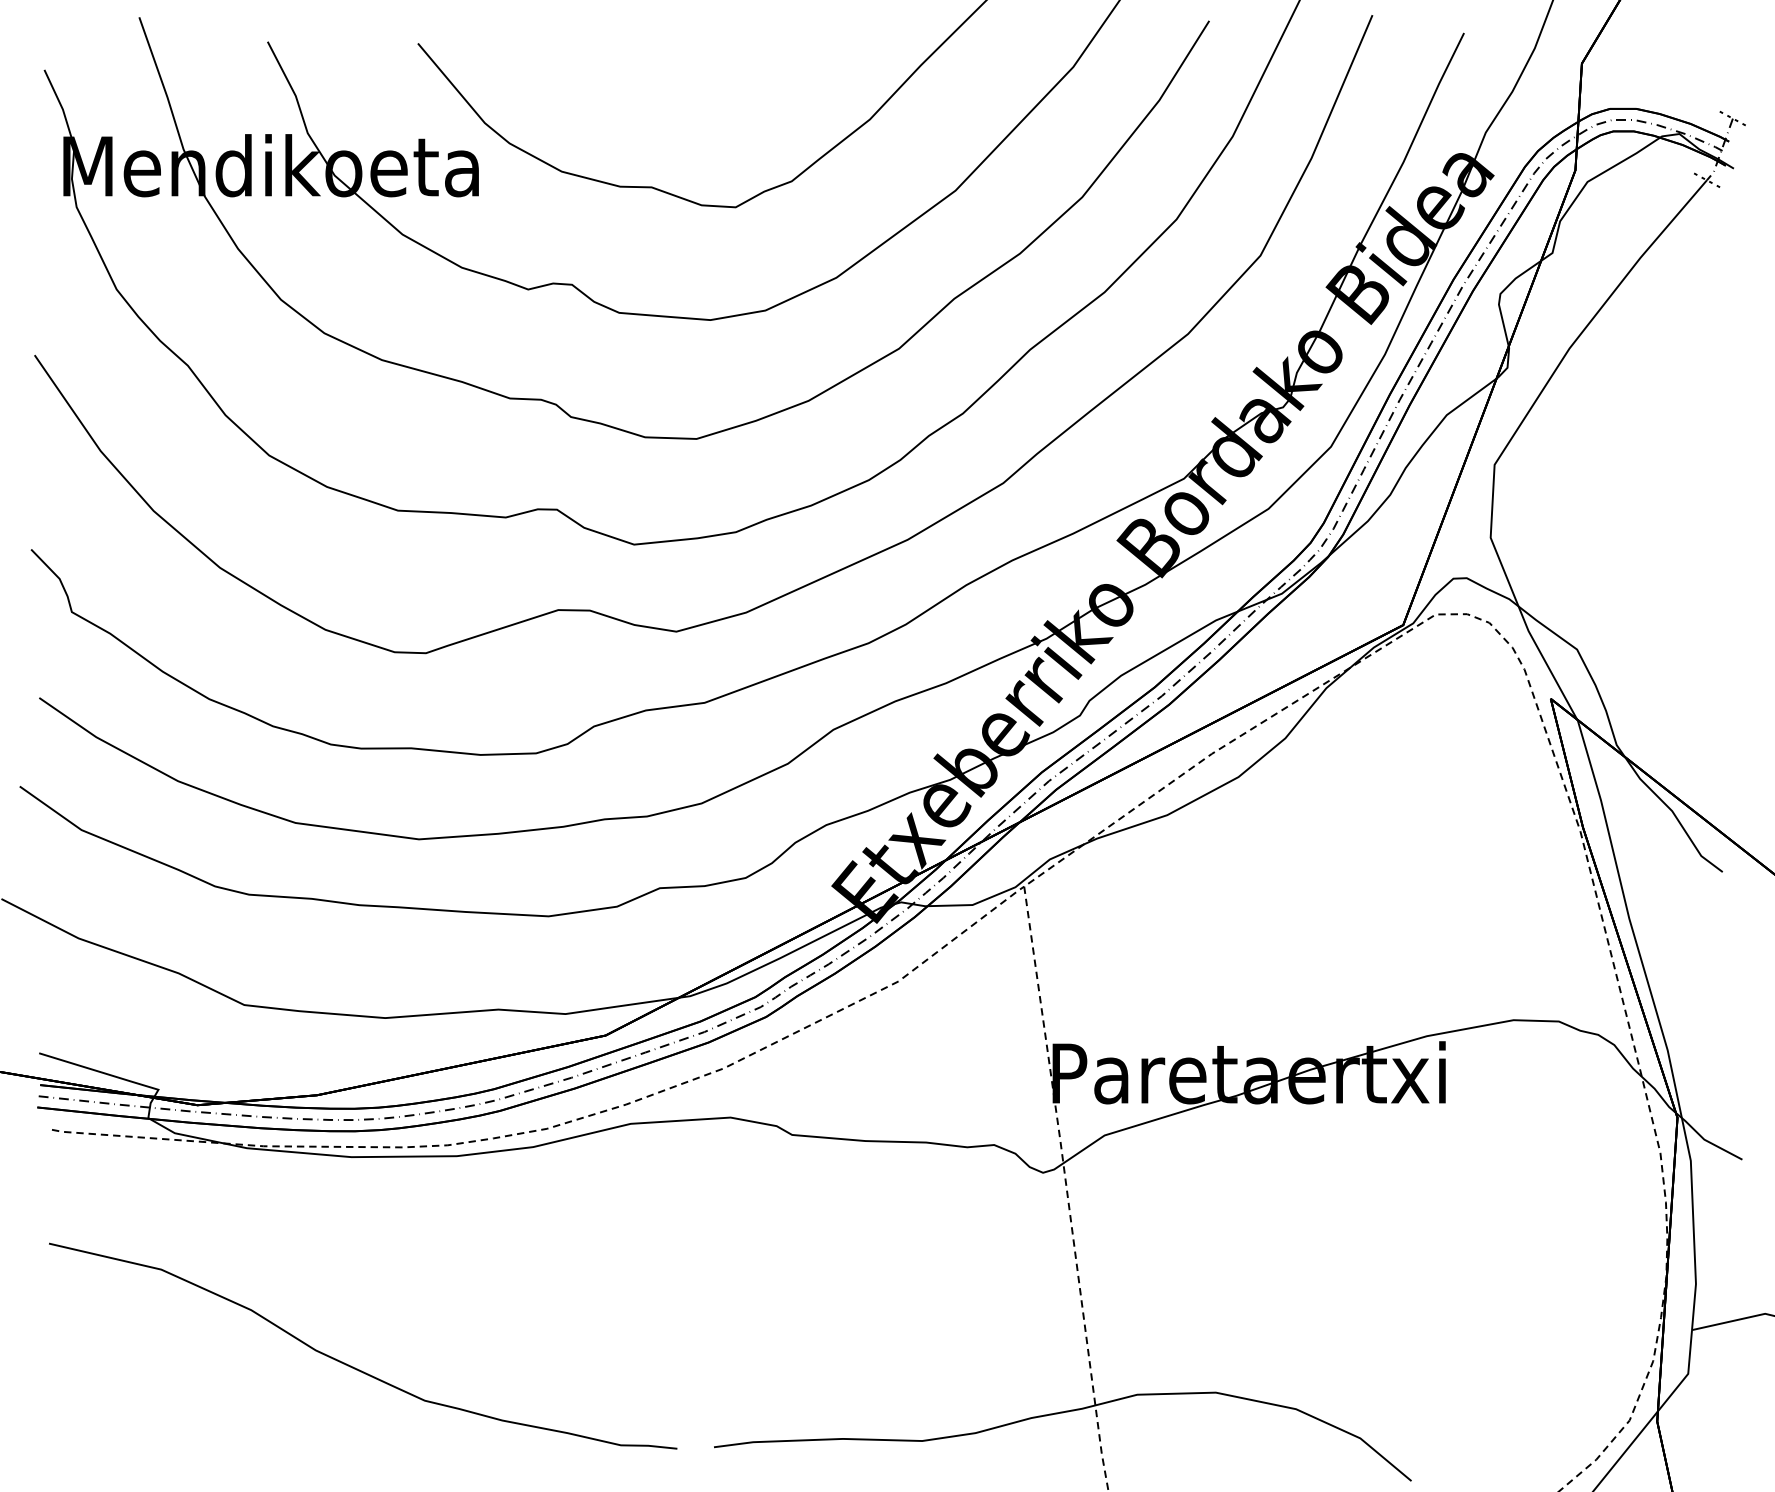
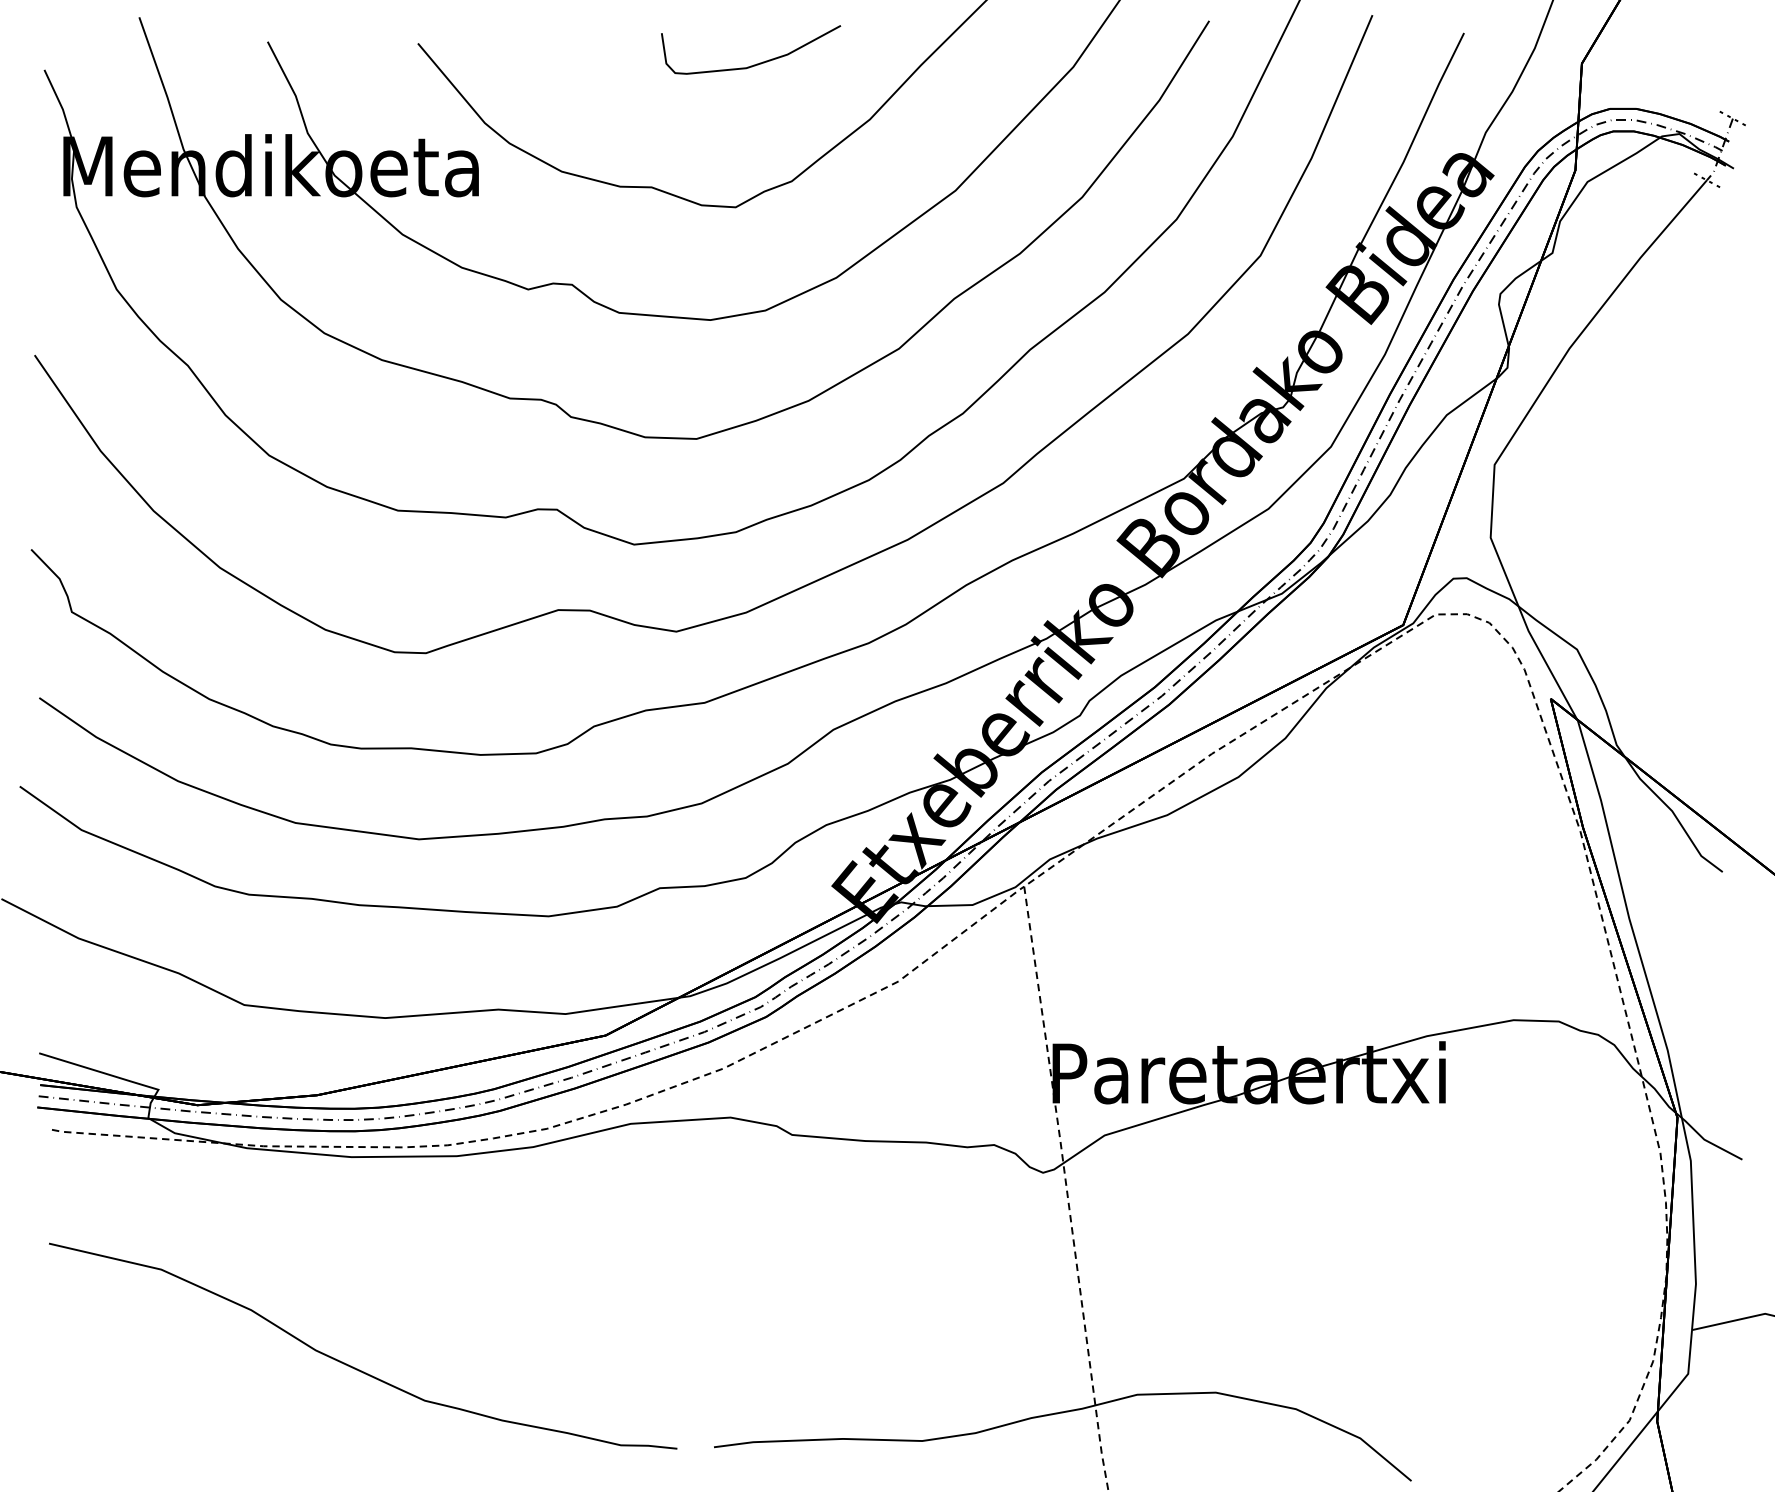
curve: none -> present (756, 63)
